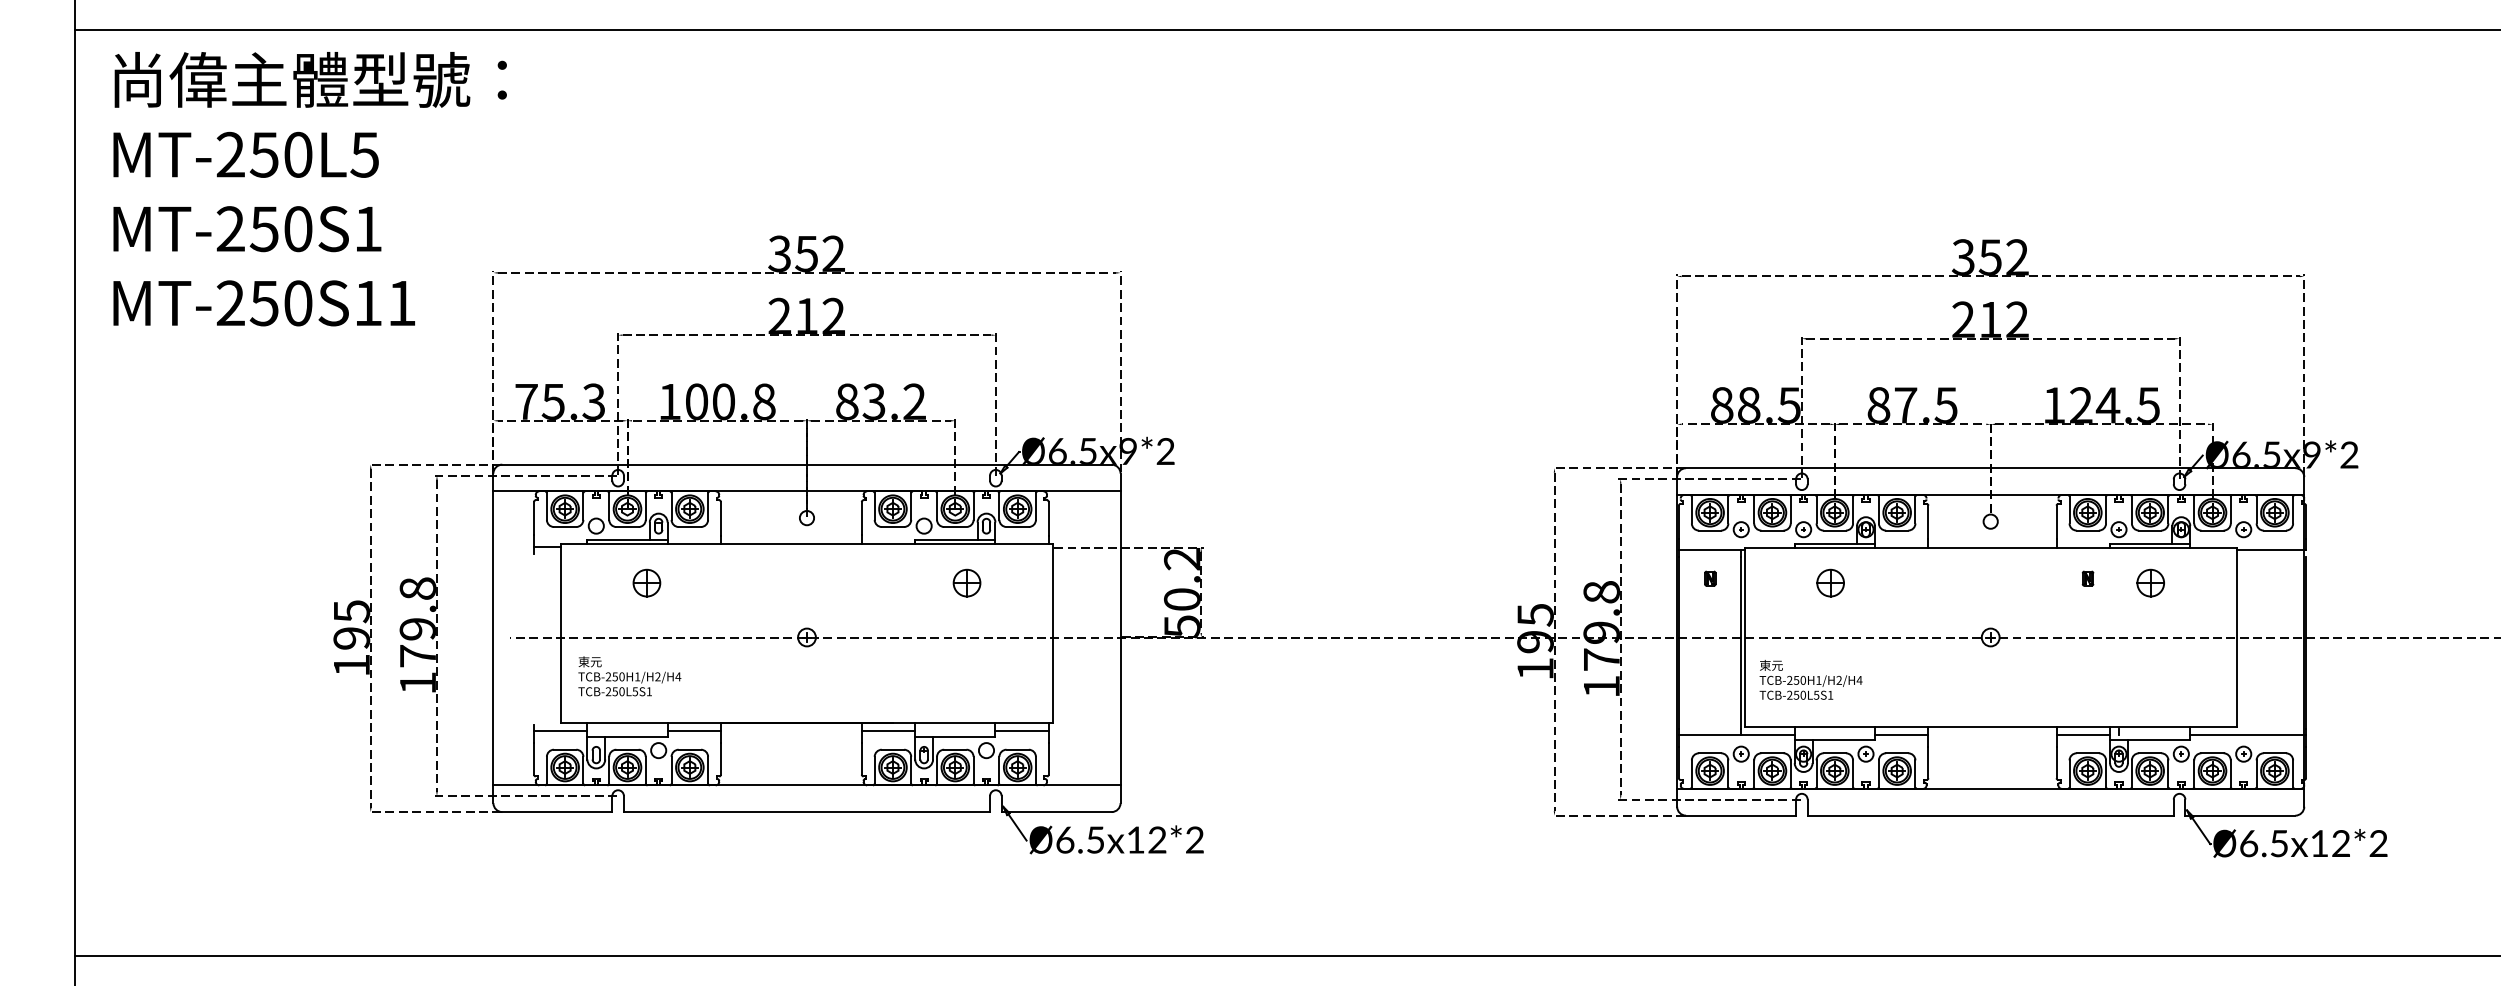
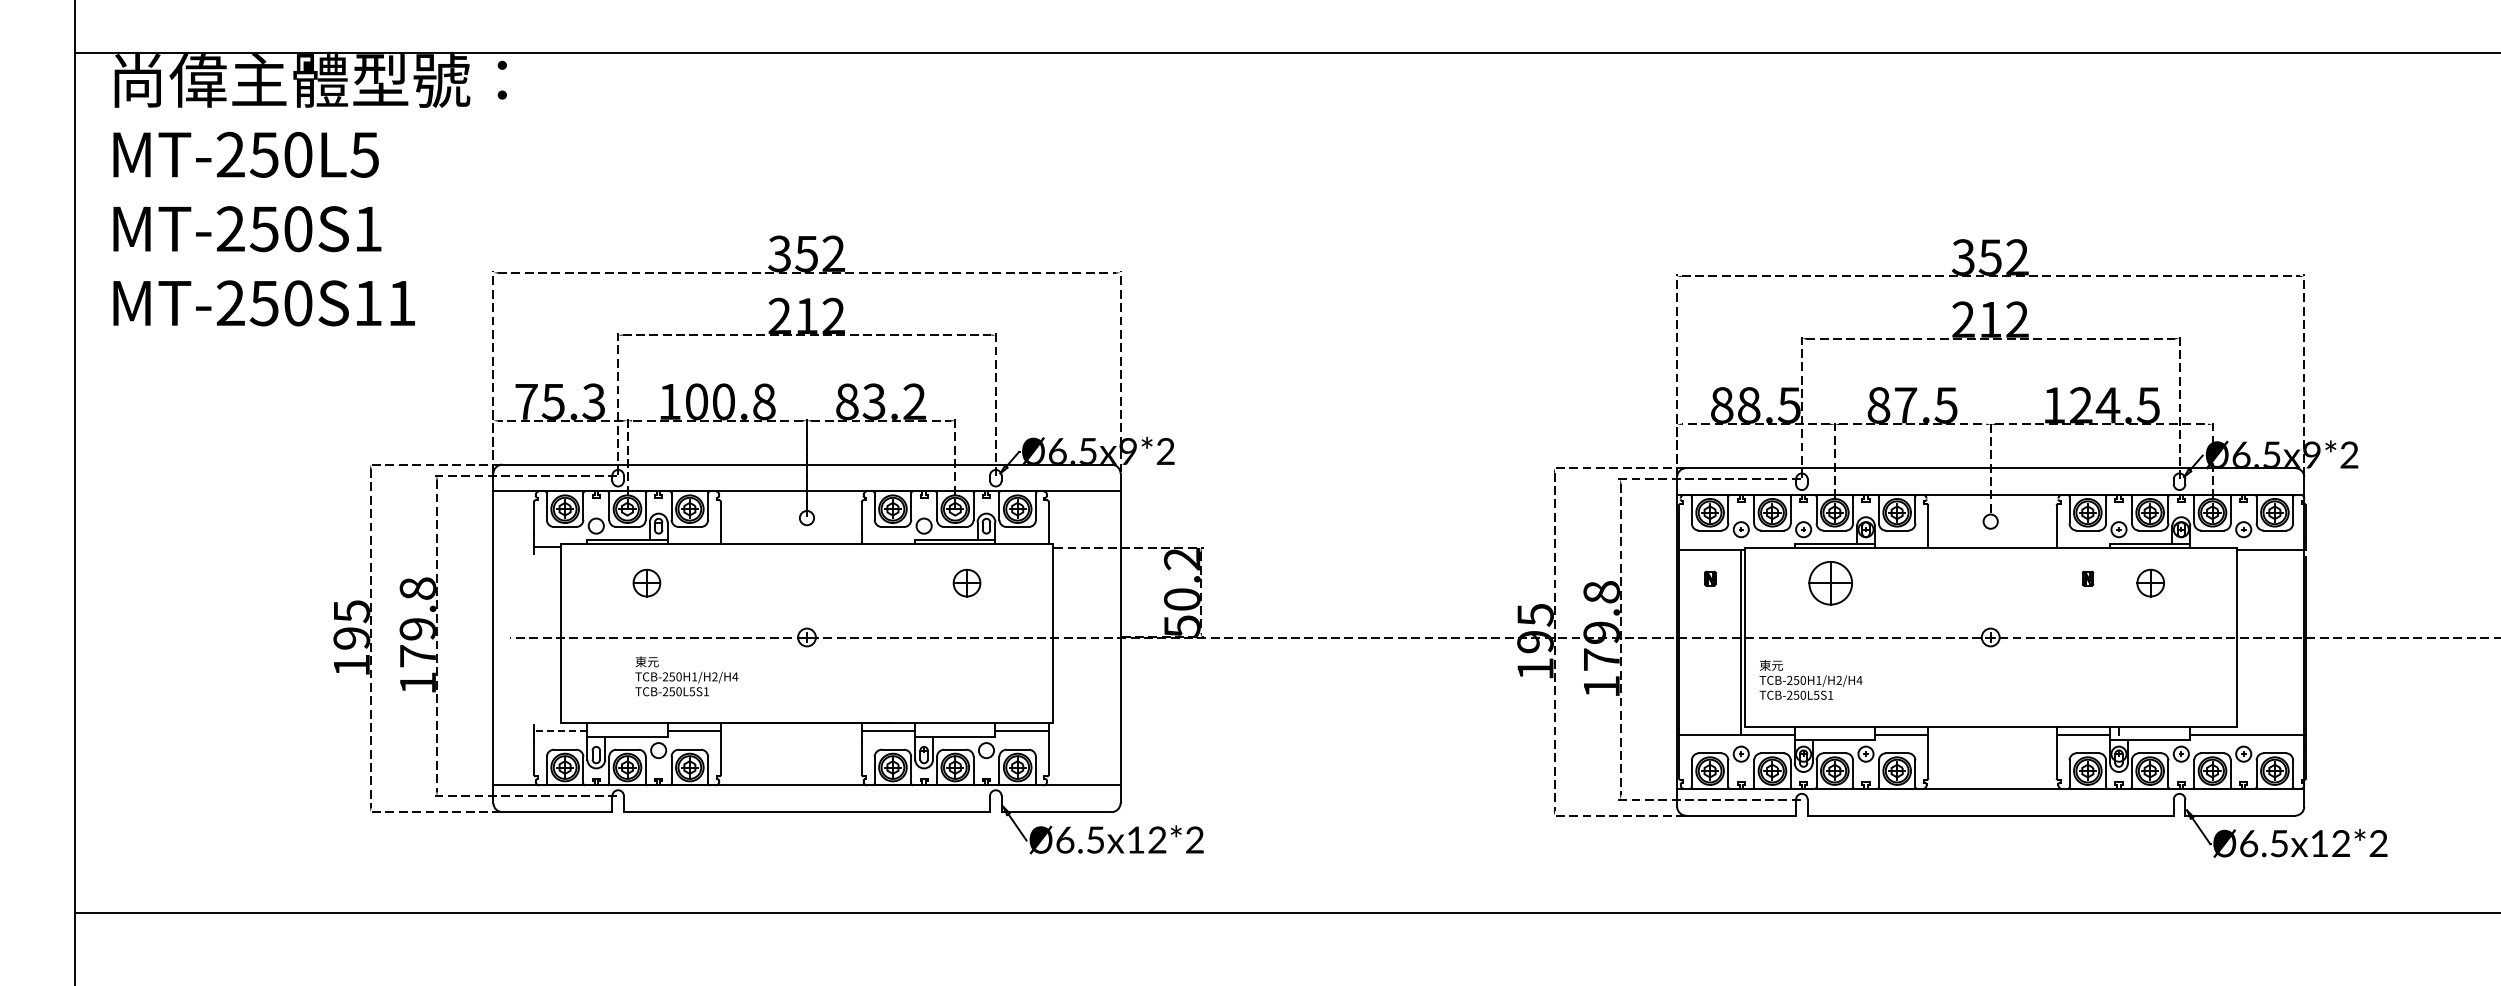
line position: (1286, 29) -> (1286, 52) (1286, 52)
part size: 29x30 px -> 45x45 px (1830, 583)
text position: (629, 676) -> (686, 676) (686, 676)
line: solid -> dashed (560, 731)
line position: (1286, 956) -> (1286, 913) (1286, 913)
